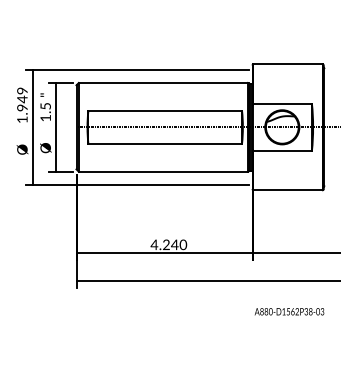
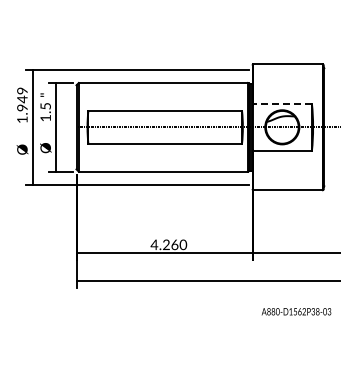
line: solid -> dashed (282, 103)
text: 4.240 -> 4.260 (174, 245)
text position: (289, 311) -> (296, 311) (296, 311)
